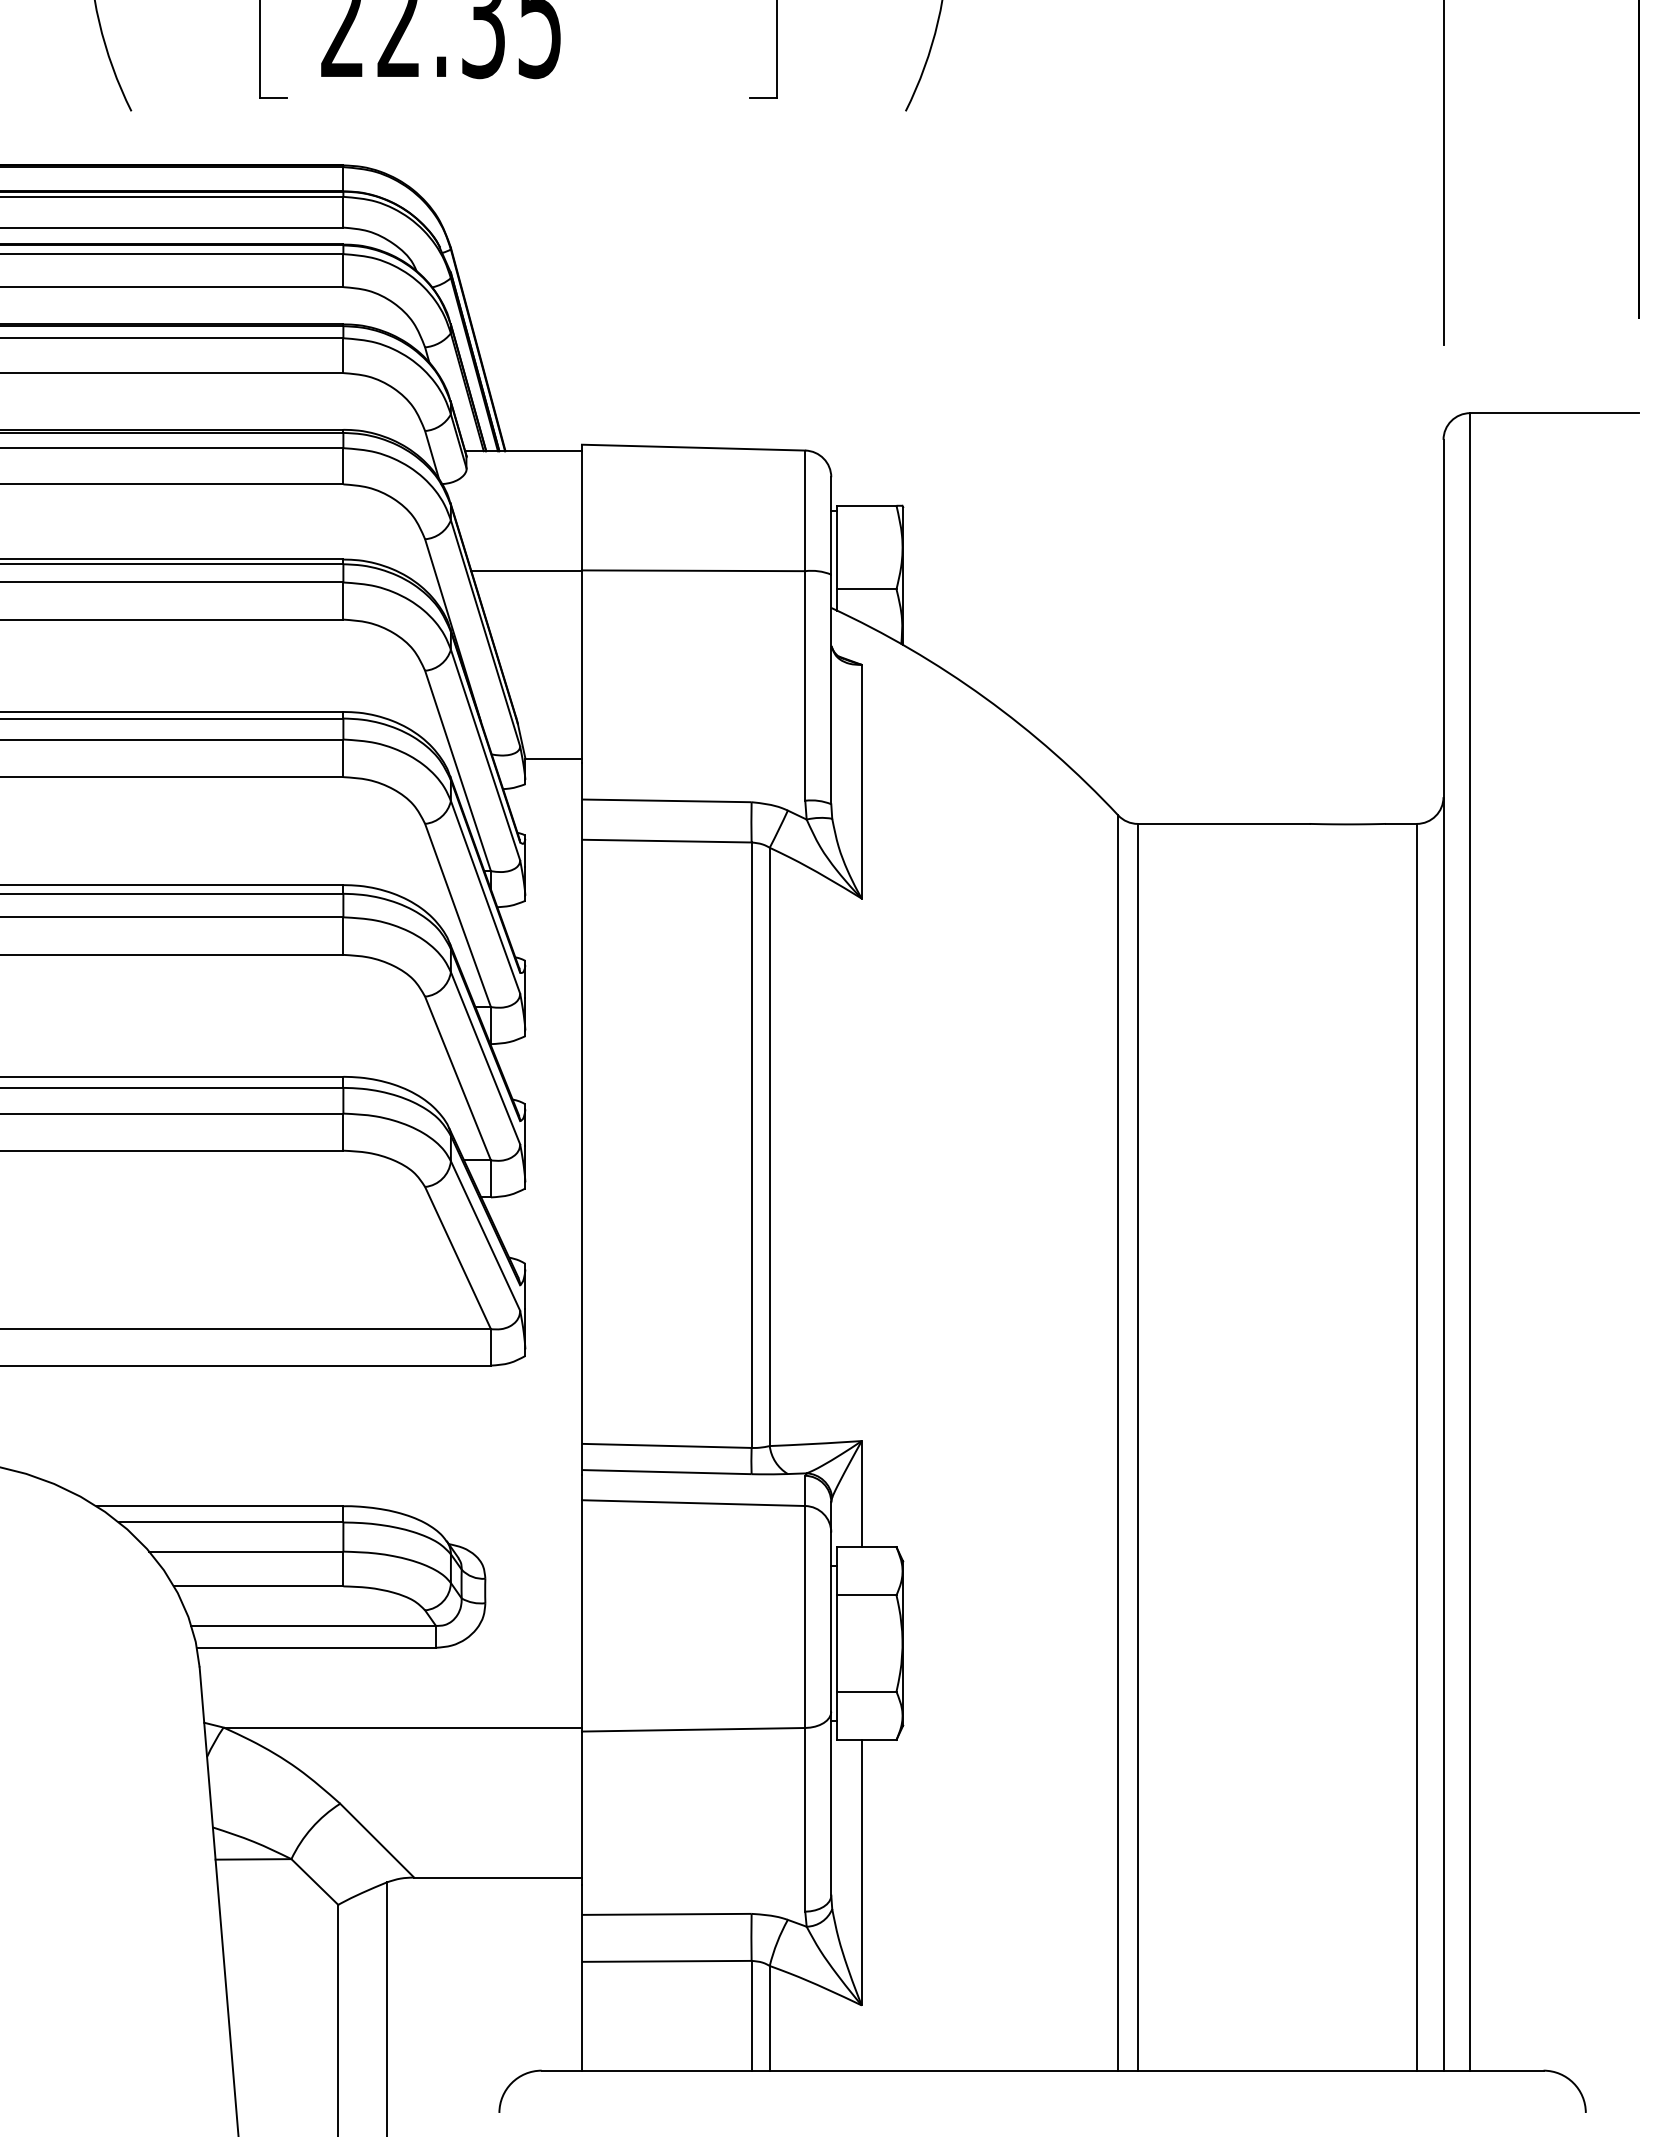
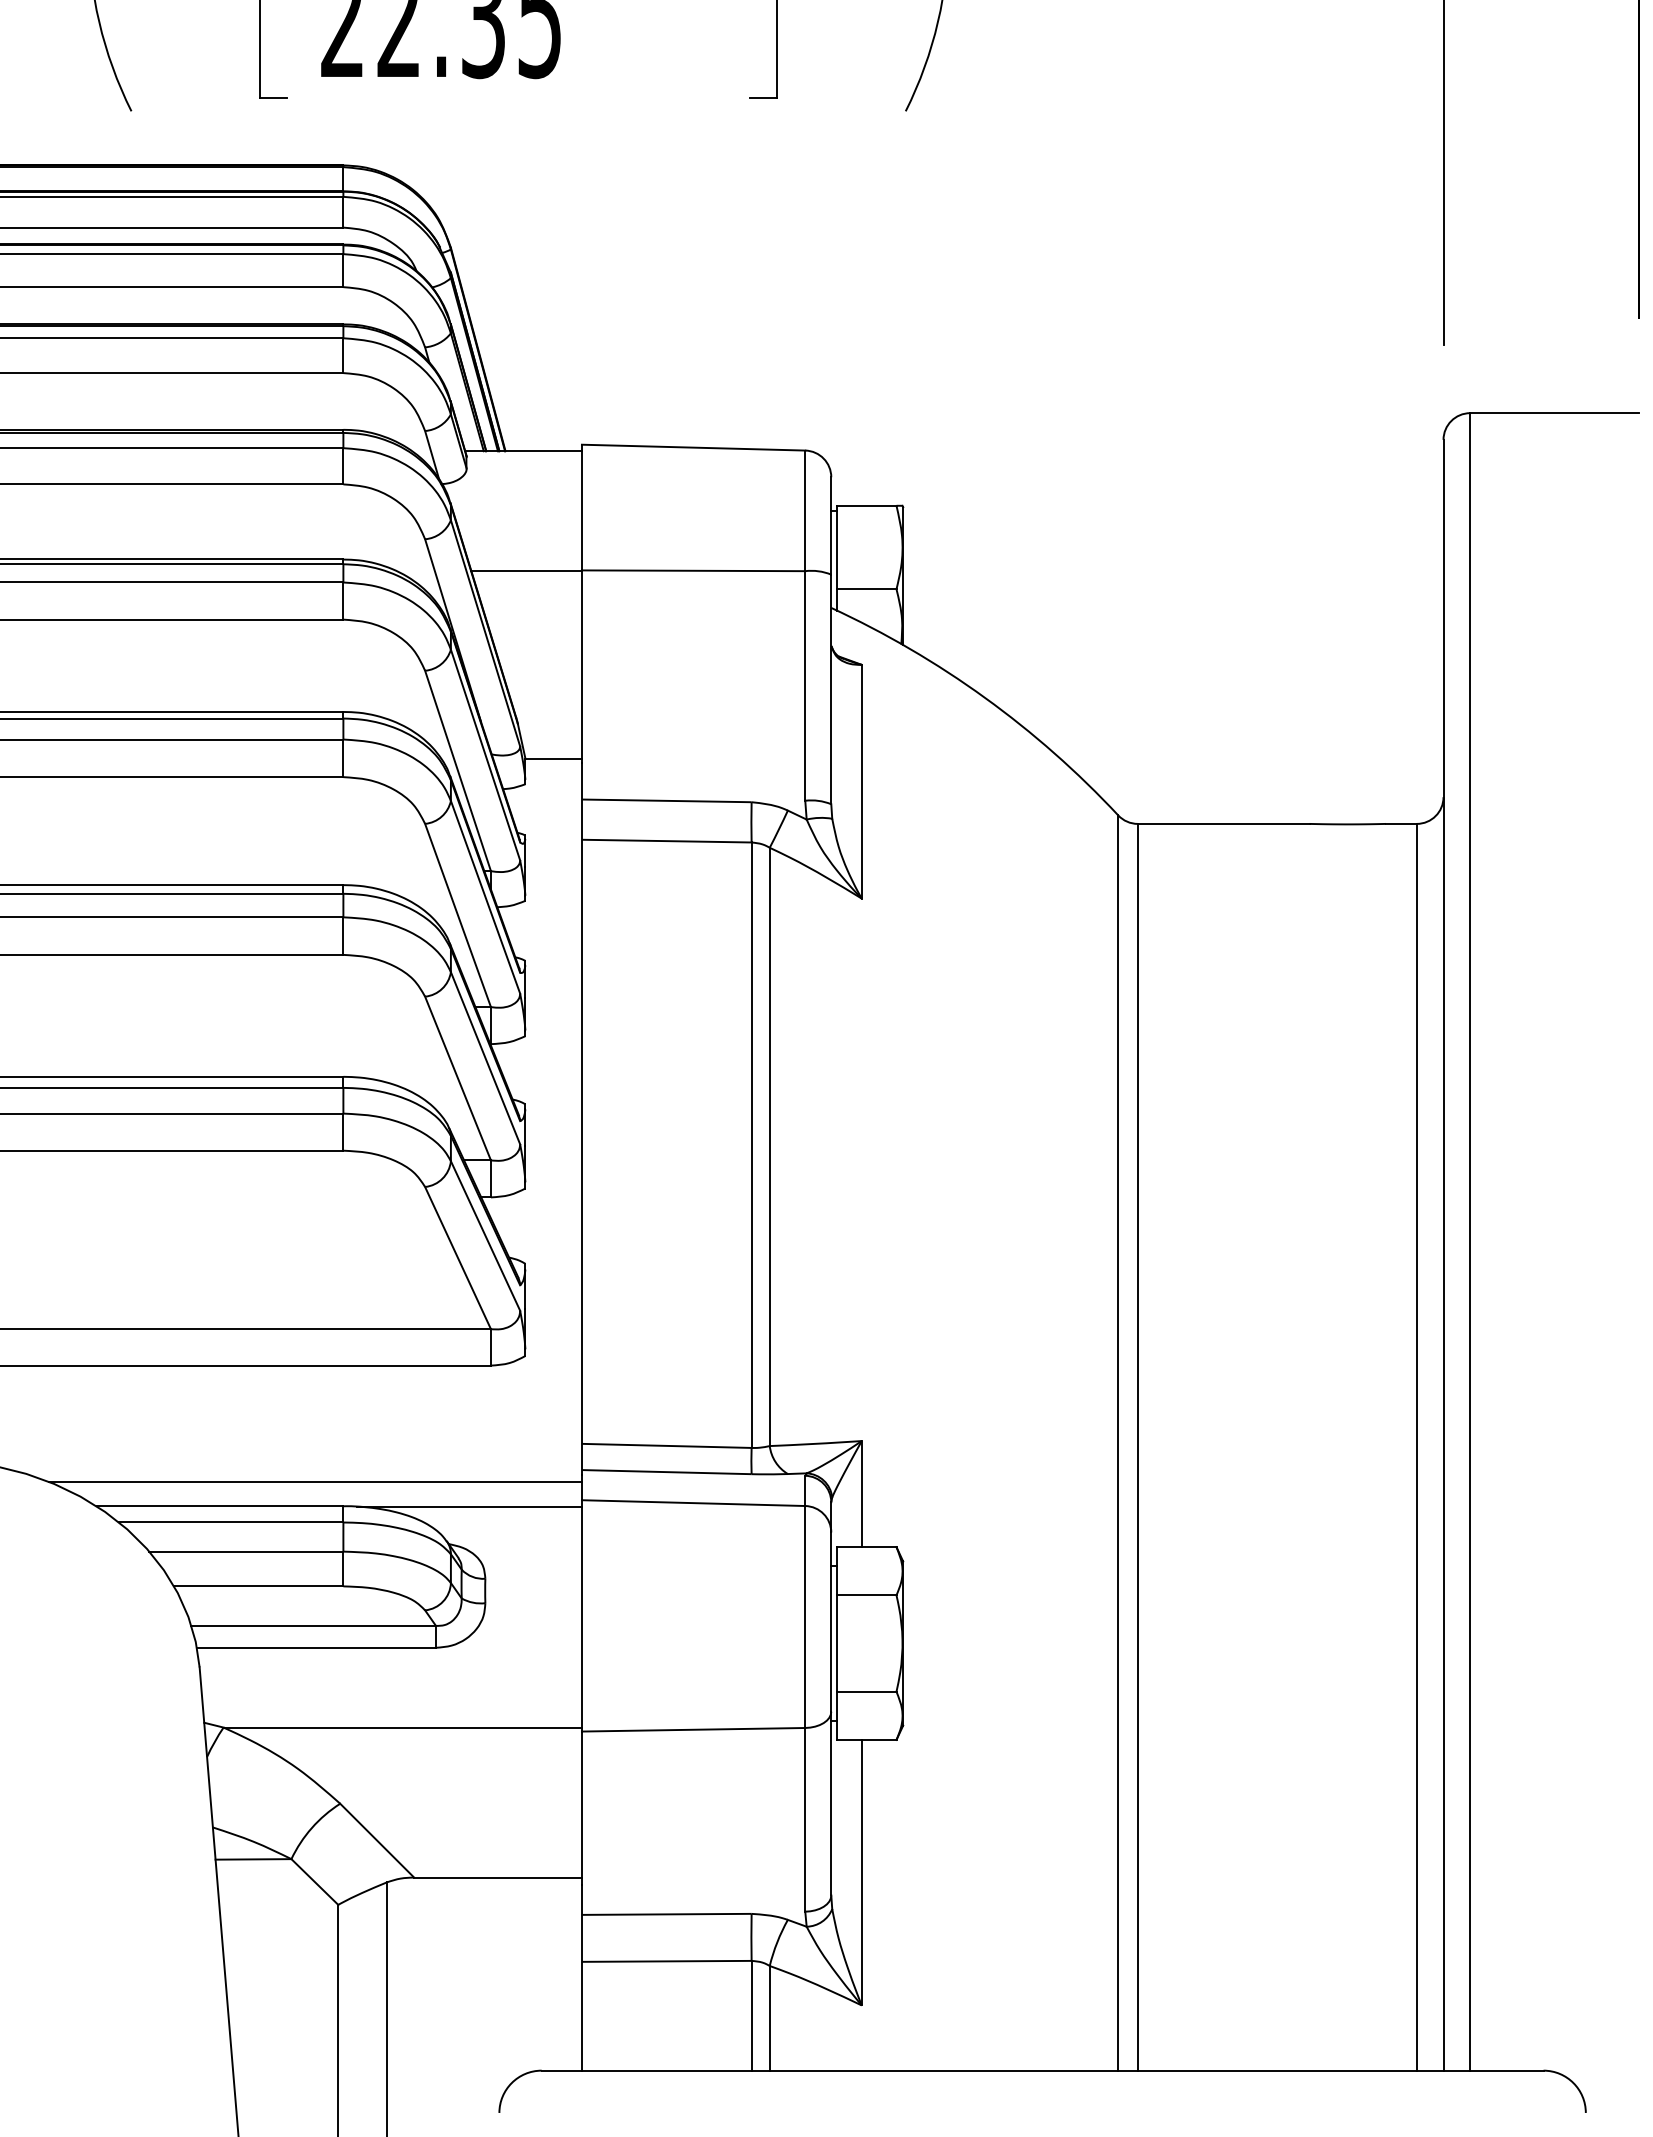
line: none -> present (315, 1482)
line: none -> present (468, 1506)
